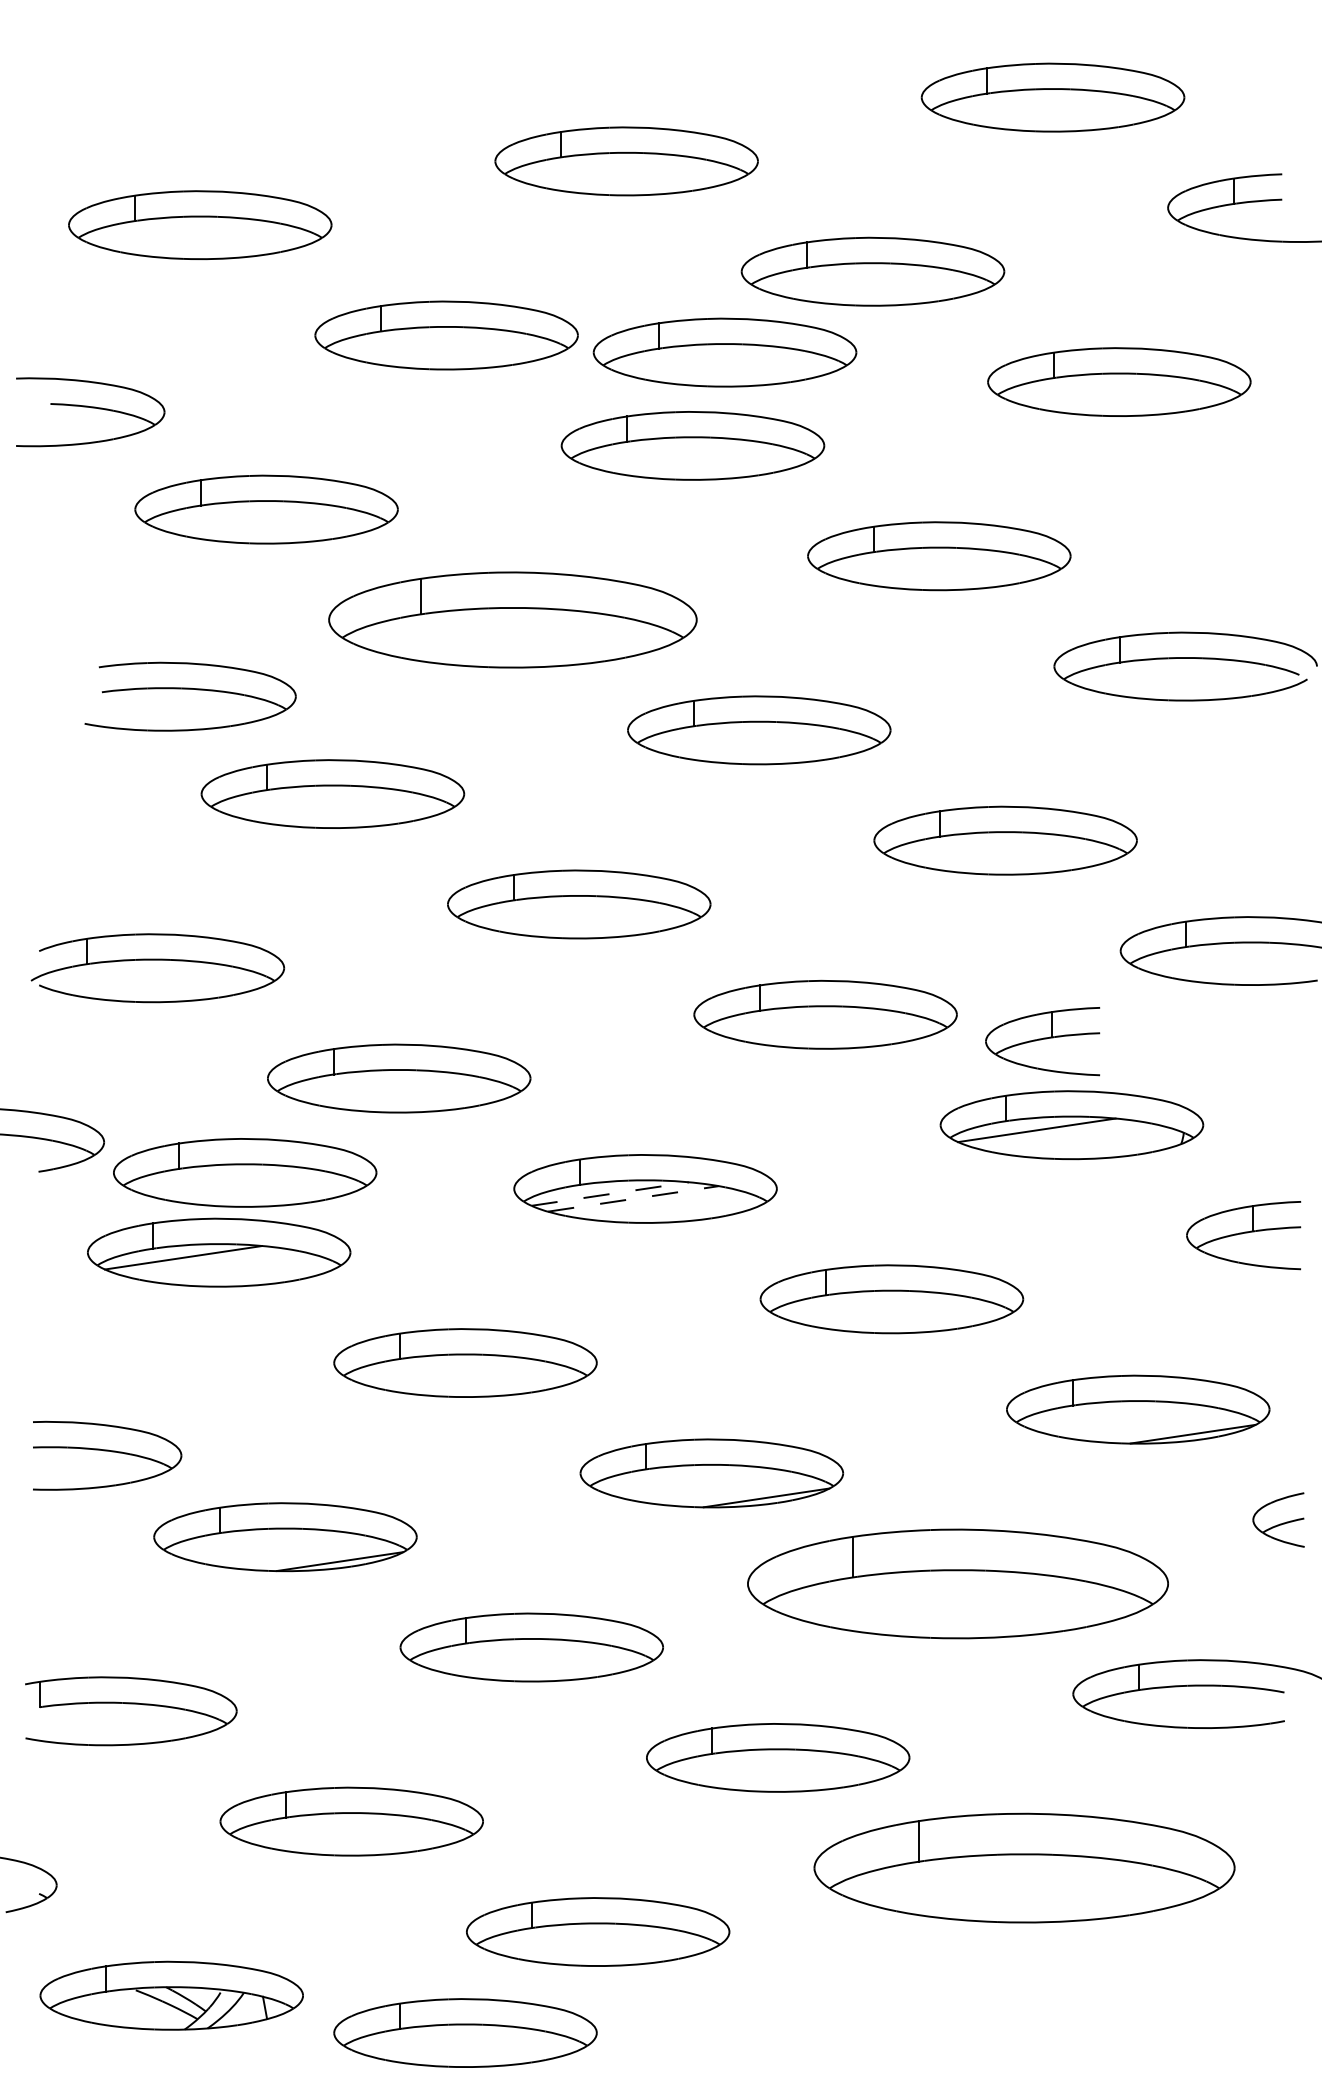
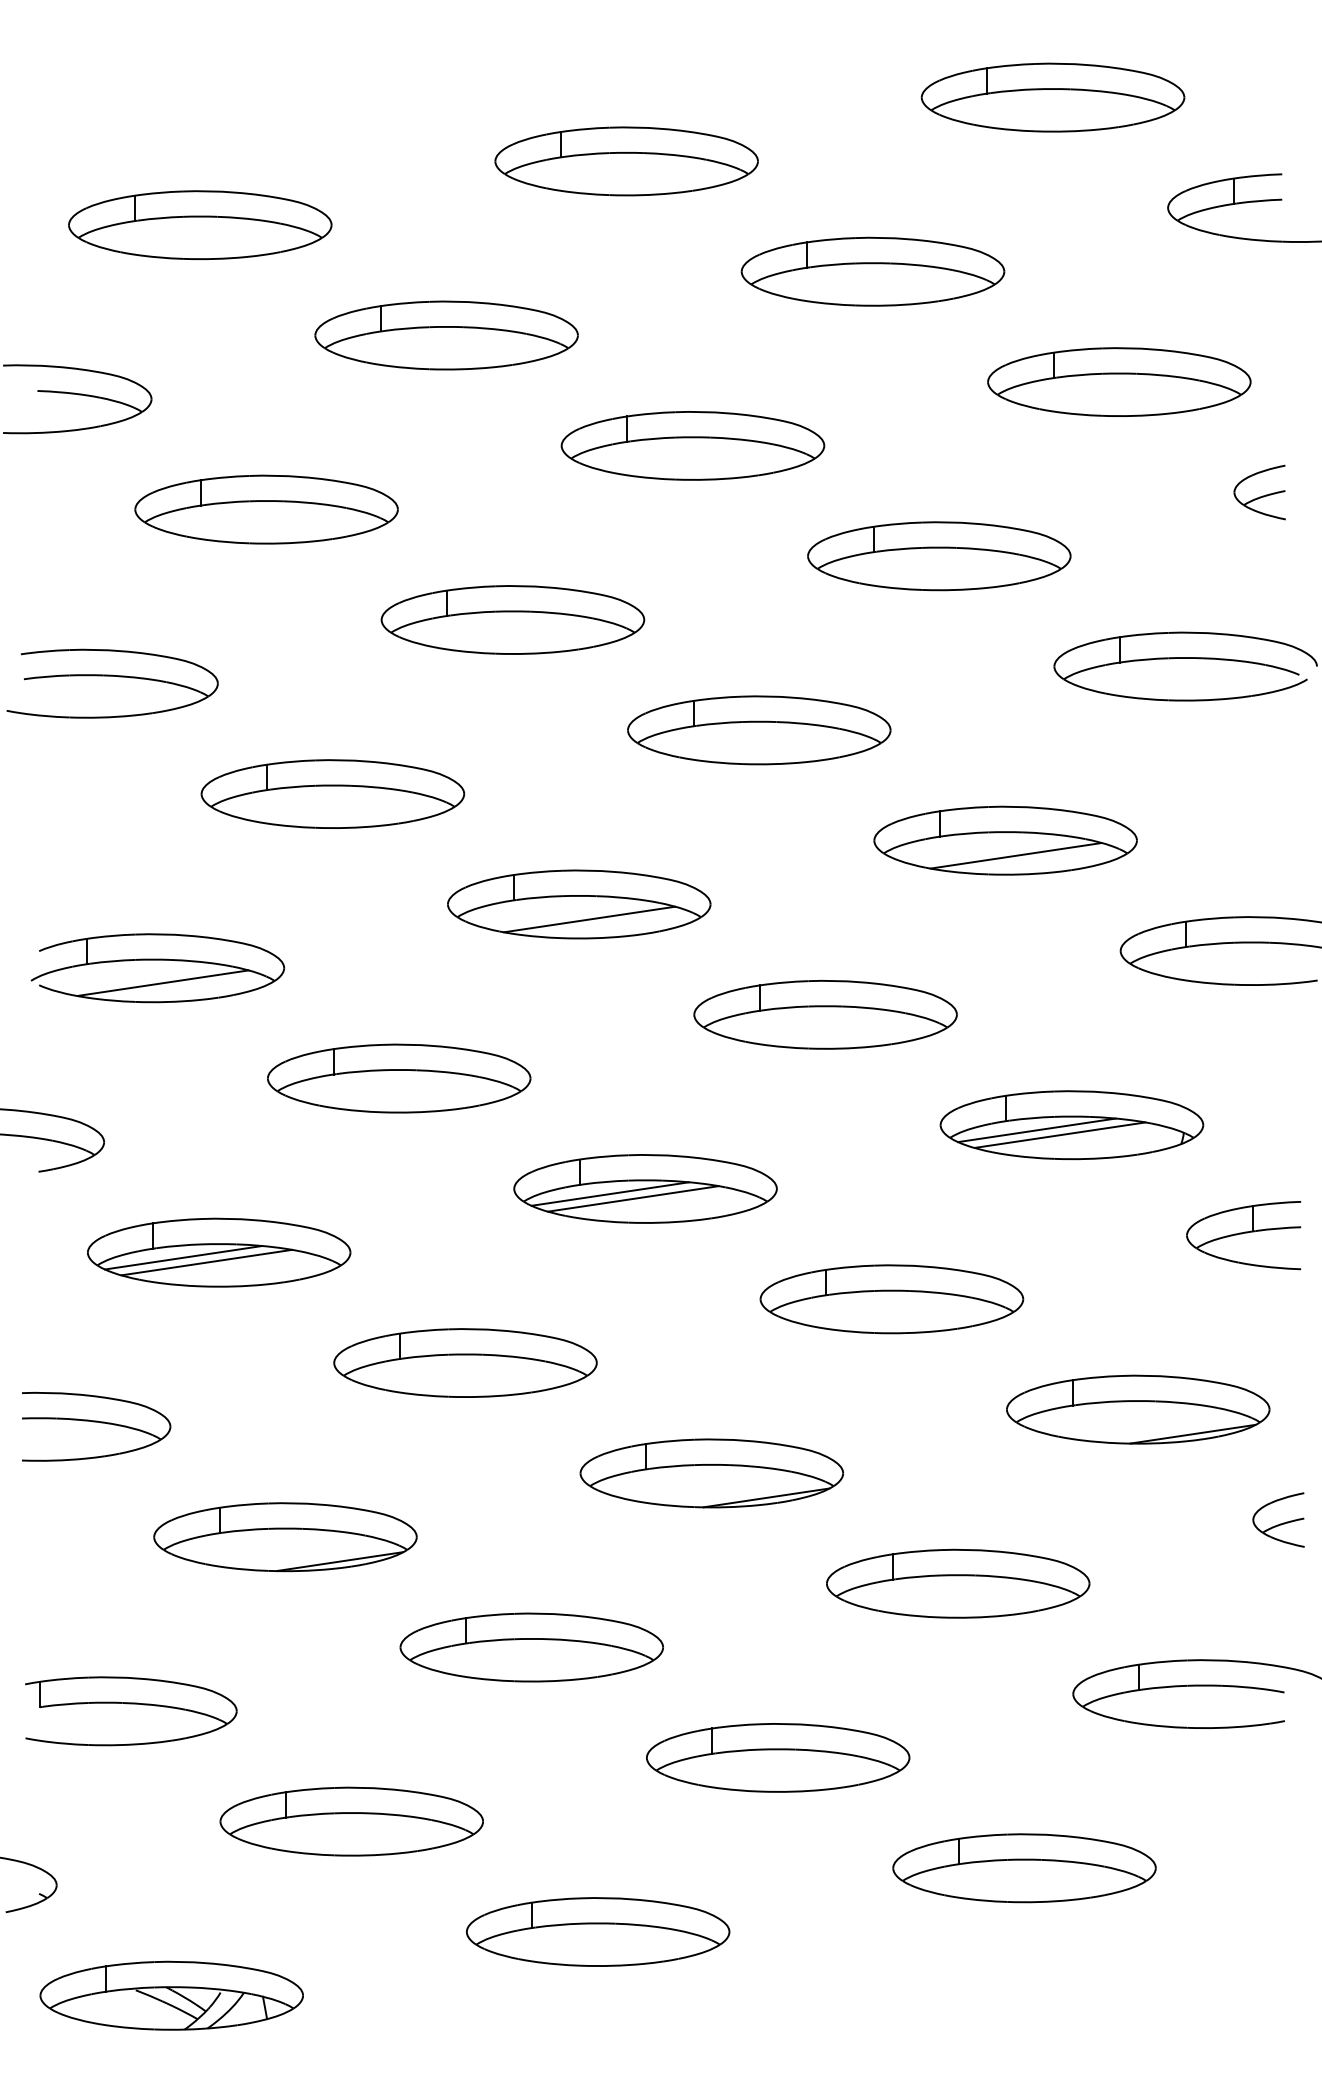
part: present -> none (724, 352)
part position: (90, 412) -> (77, 399) (77, 399)
part: none -> present (1259, 492)
part size: 370x98 px -> 266x70 px (512, 619)
part position: (190, 689) -> (112, 676) (112, 676)
line: none -> present (1015, 855)
line: none -> present (589, 919)
line: none -> present (162, 982)
part: present -> none (1042, 1041)
line: none -> present (1059, 1134)
part: present -> none (245, 1172)
line: dashed -> solid (610, 1194)
line: dashed -> solid (633, 1198)
line: none -> present (206, 1262)
part position: (107, 1455) -> (96, 1426) (96, 1426)
part size: 422x112 px -> 265x71 px (958, 1583)
part size: 423x112 px -> 265x71 px (1024, 1868)
part: present -> none (465, 2032)
